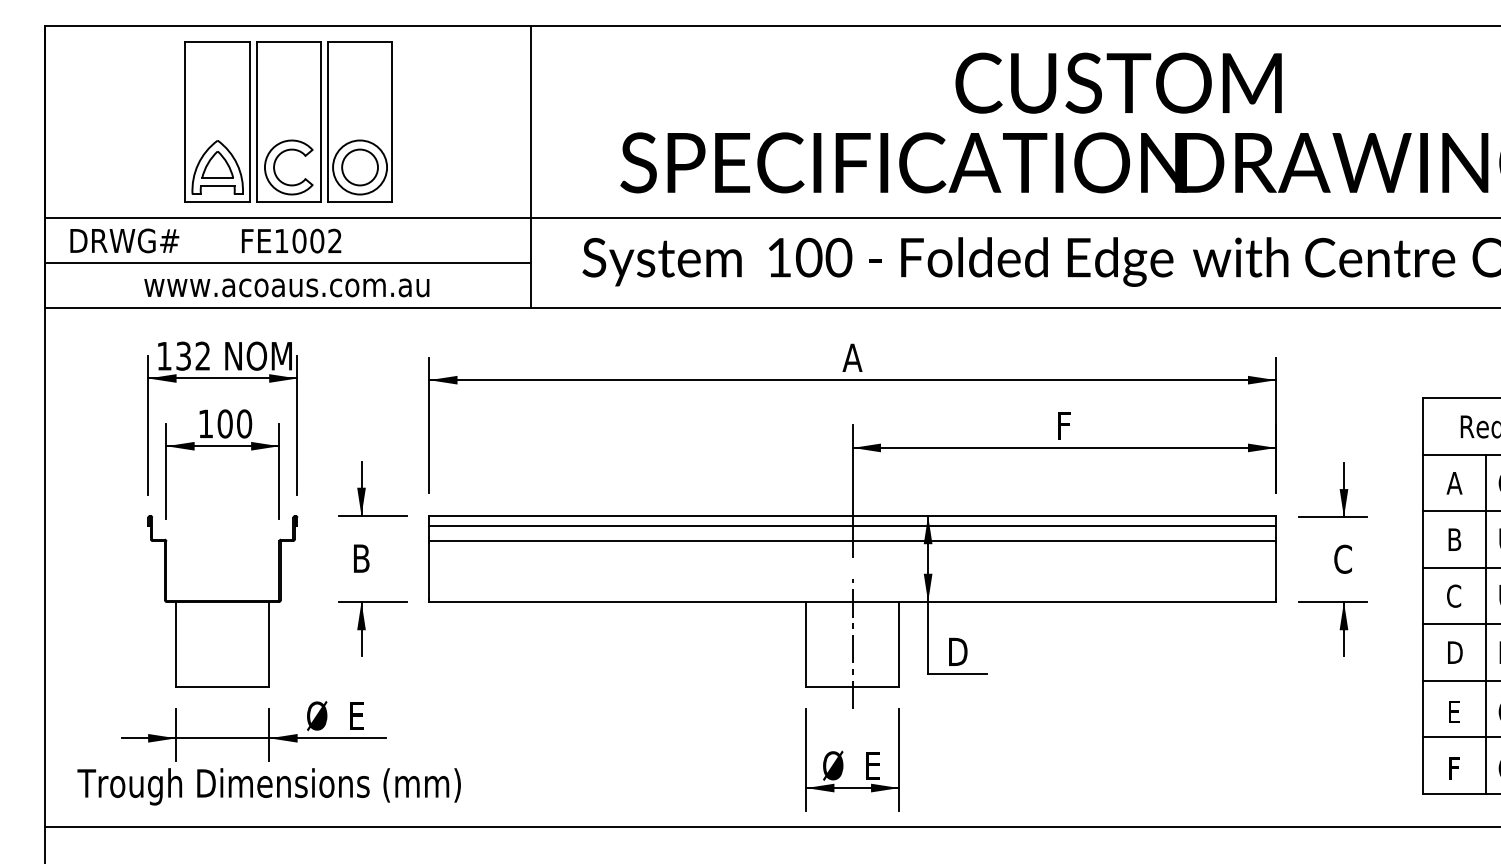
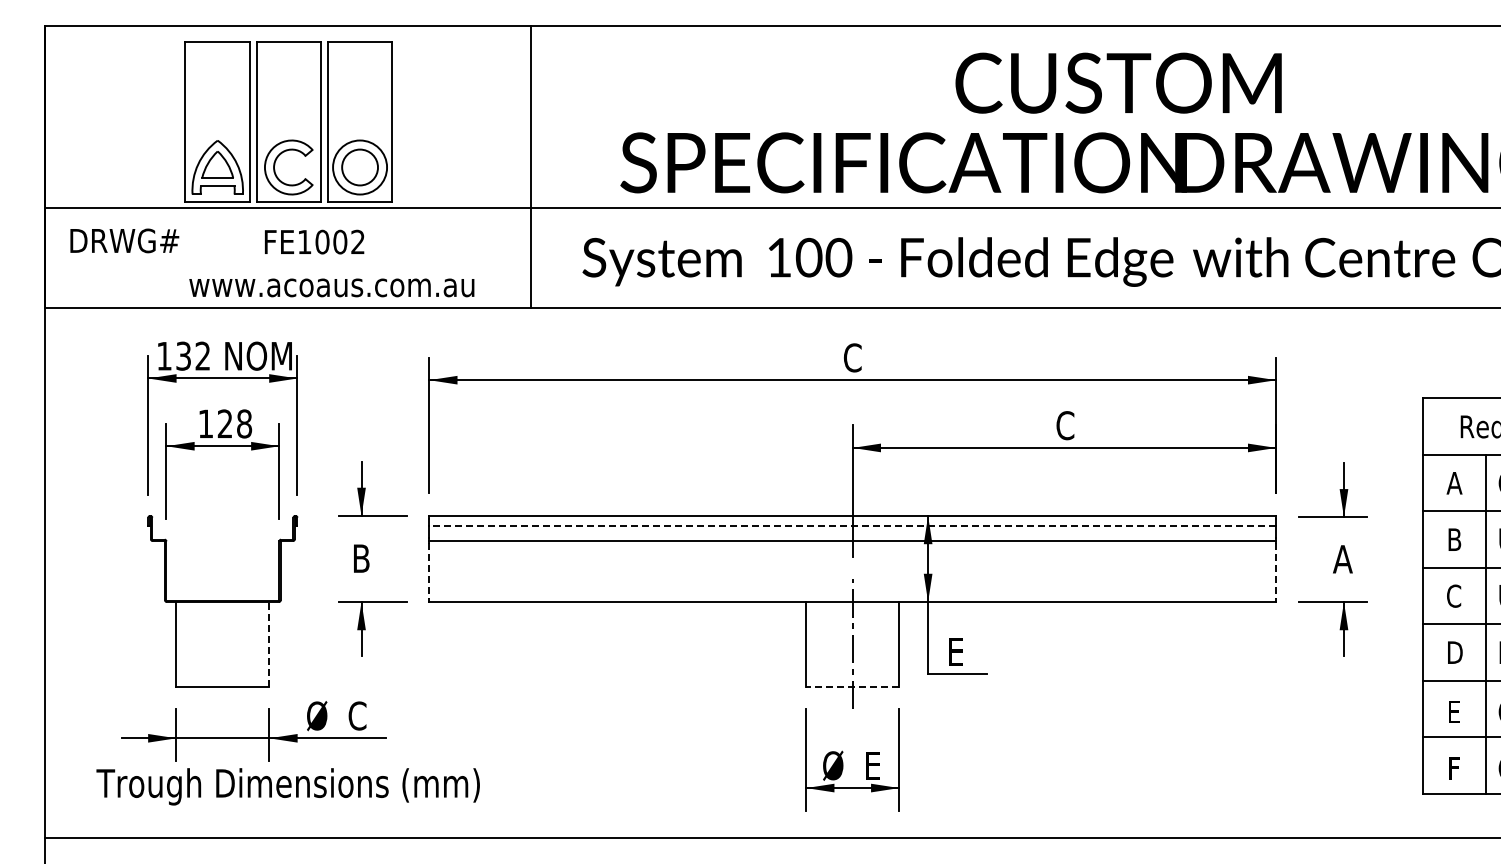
line position: (771, 217) -> (771, 207) (771, 207)
text position: (291, 240) -> (314, 241) (314, 241)
line: present -> none (287, 262)
text position: (286, 287) -> (331, 287) (331, 287)
text: A -> C (852, 357)
text: 100 -> 128 (234, 423)
text: F -> C (1065, 425)
line: solid -> dashed (852, 526)
text: C -> A (1342, 558)
line: solid -> dashed (429, 570)
line: solid -> dashed (1276, 570)
line: solid -> dashed (269, 643)
text: D -> E (958, 651)
line: solid -> dashed (852, 686)
text: E -> C (357, 715)
text position: (268, 786) -> (287, 786) (287, 786)
line position: (771, 827) -> (771, 838) (771, 838)
